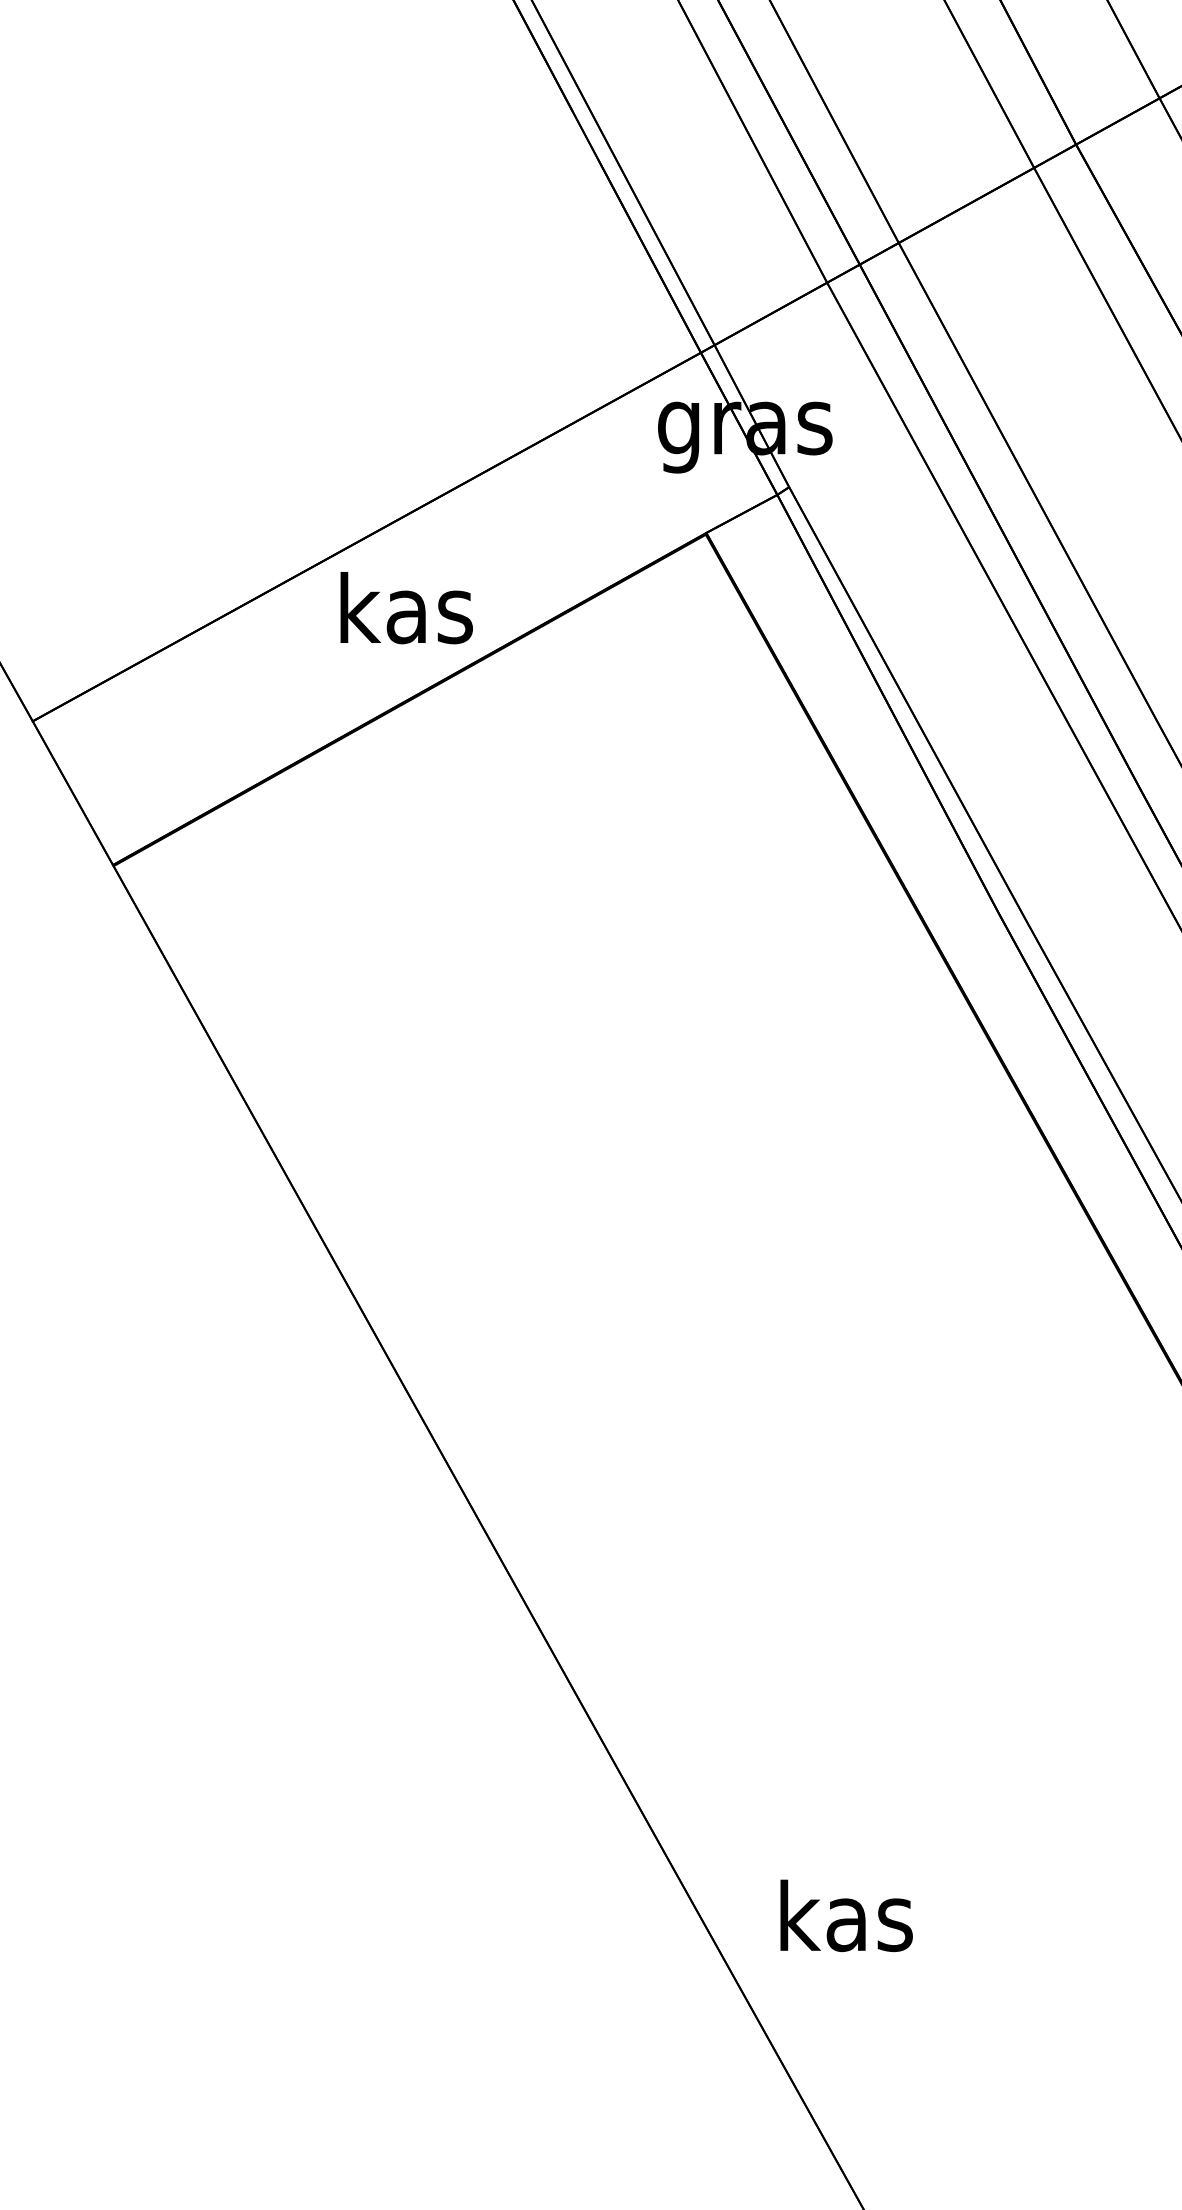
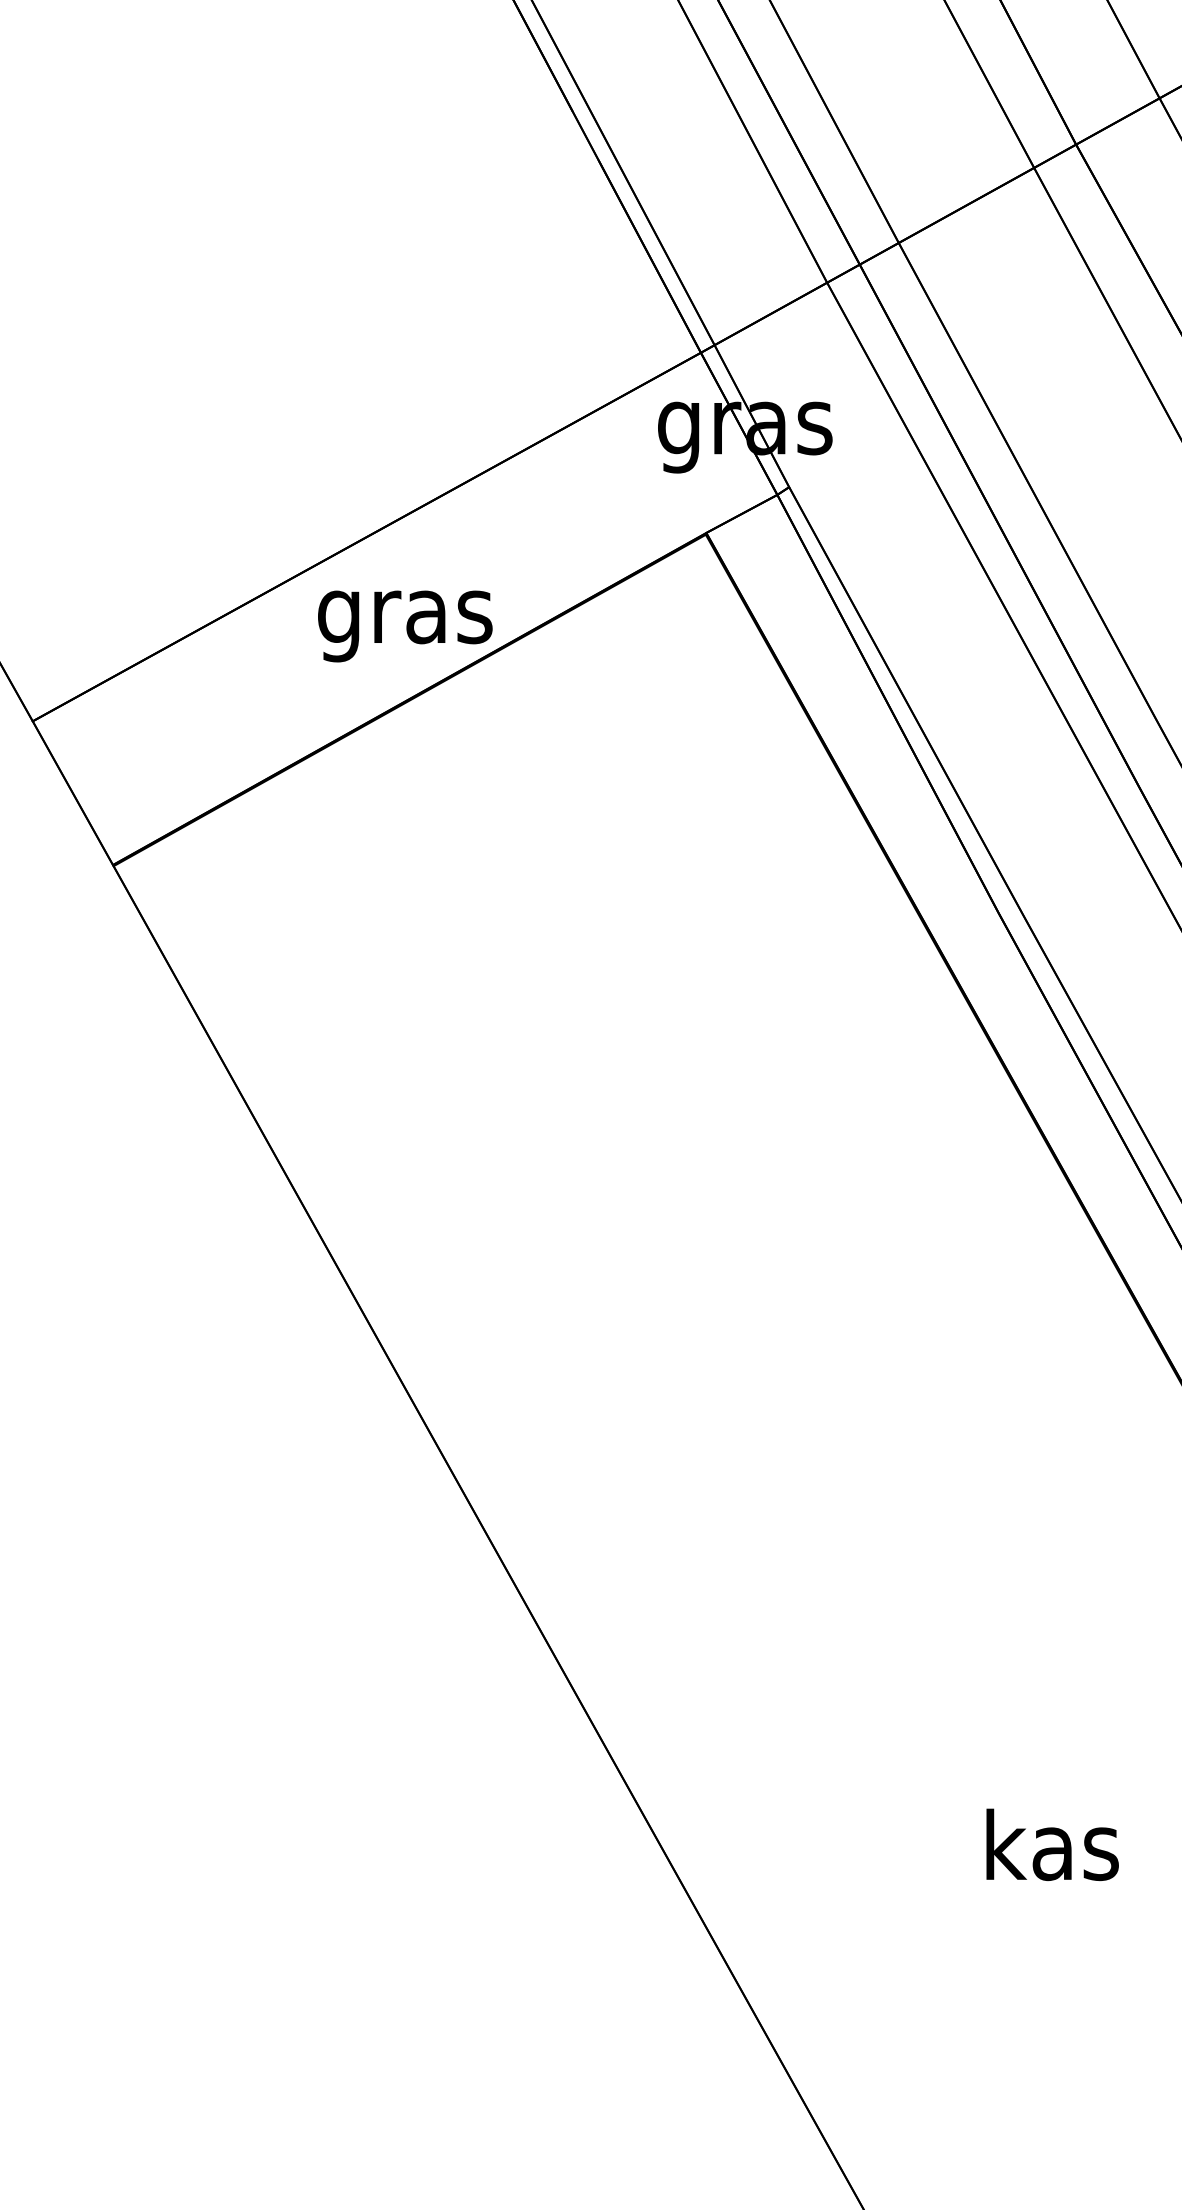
text: kas -> gras (405, 617)
text position: (846, 1915) -> (1052, 1844) (1052, 1844)
